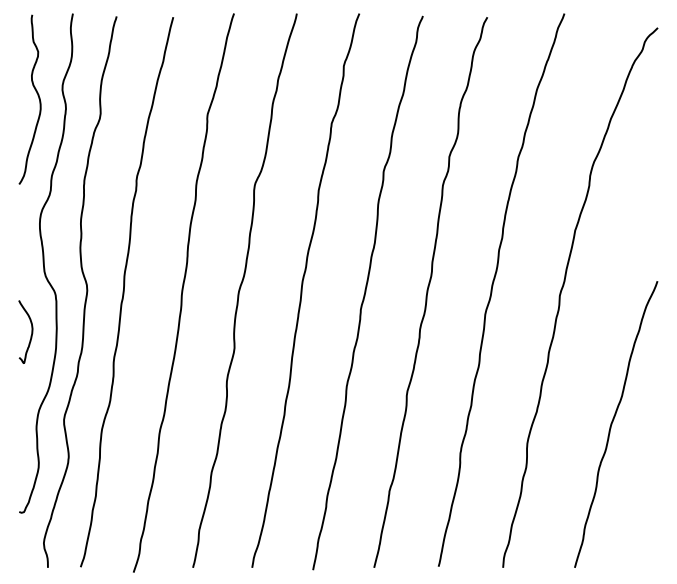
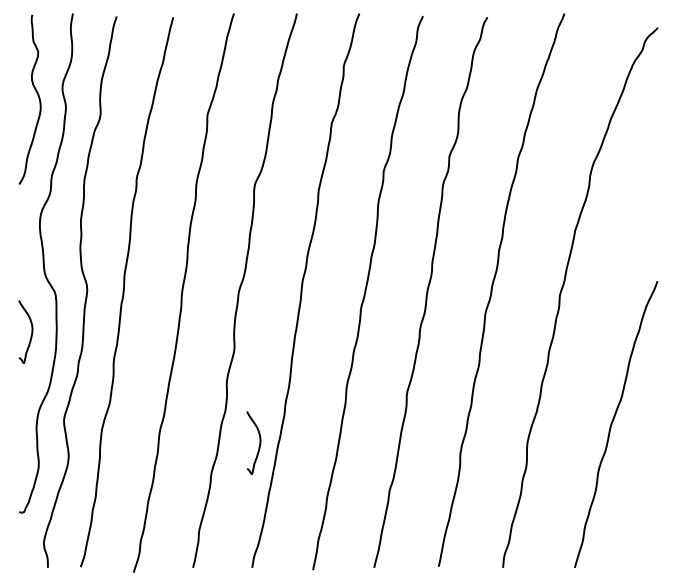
curve: none -> present (259, 442)
